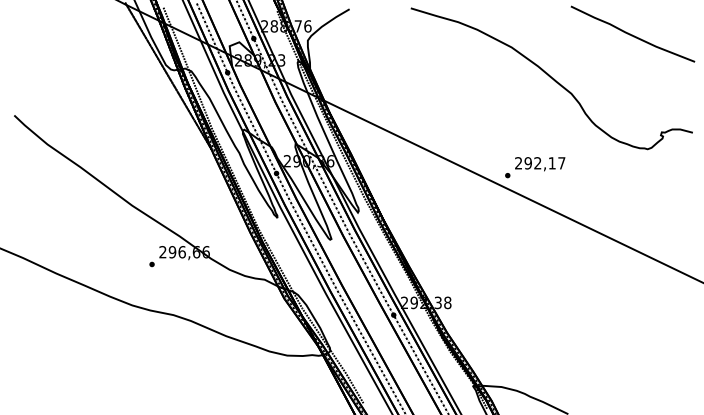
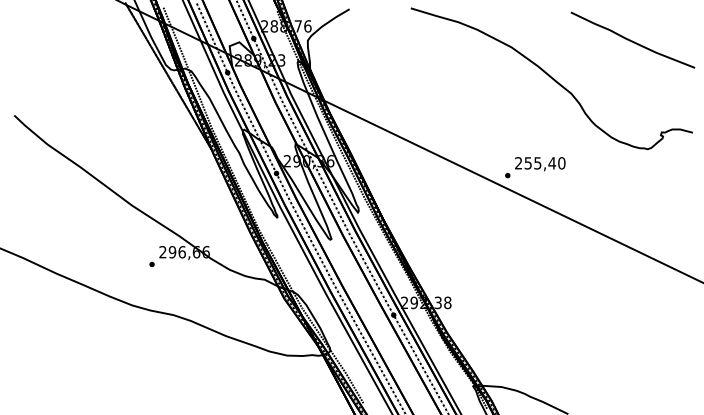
curve position: (632, 34) -> (632, 40) (632, 40)
text: 292,17 -> 255,40 (544, 163)
